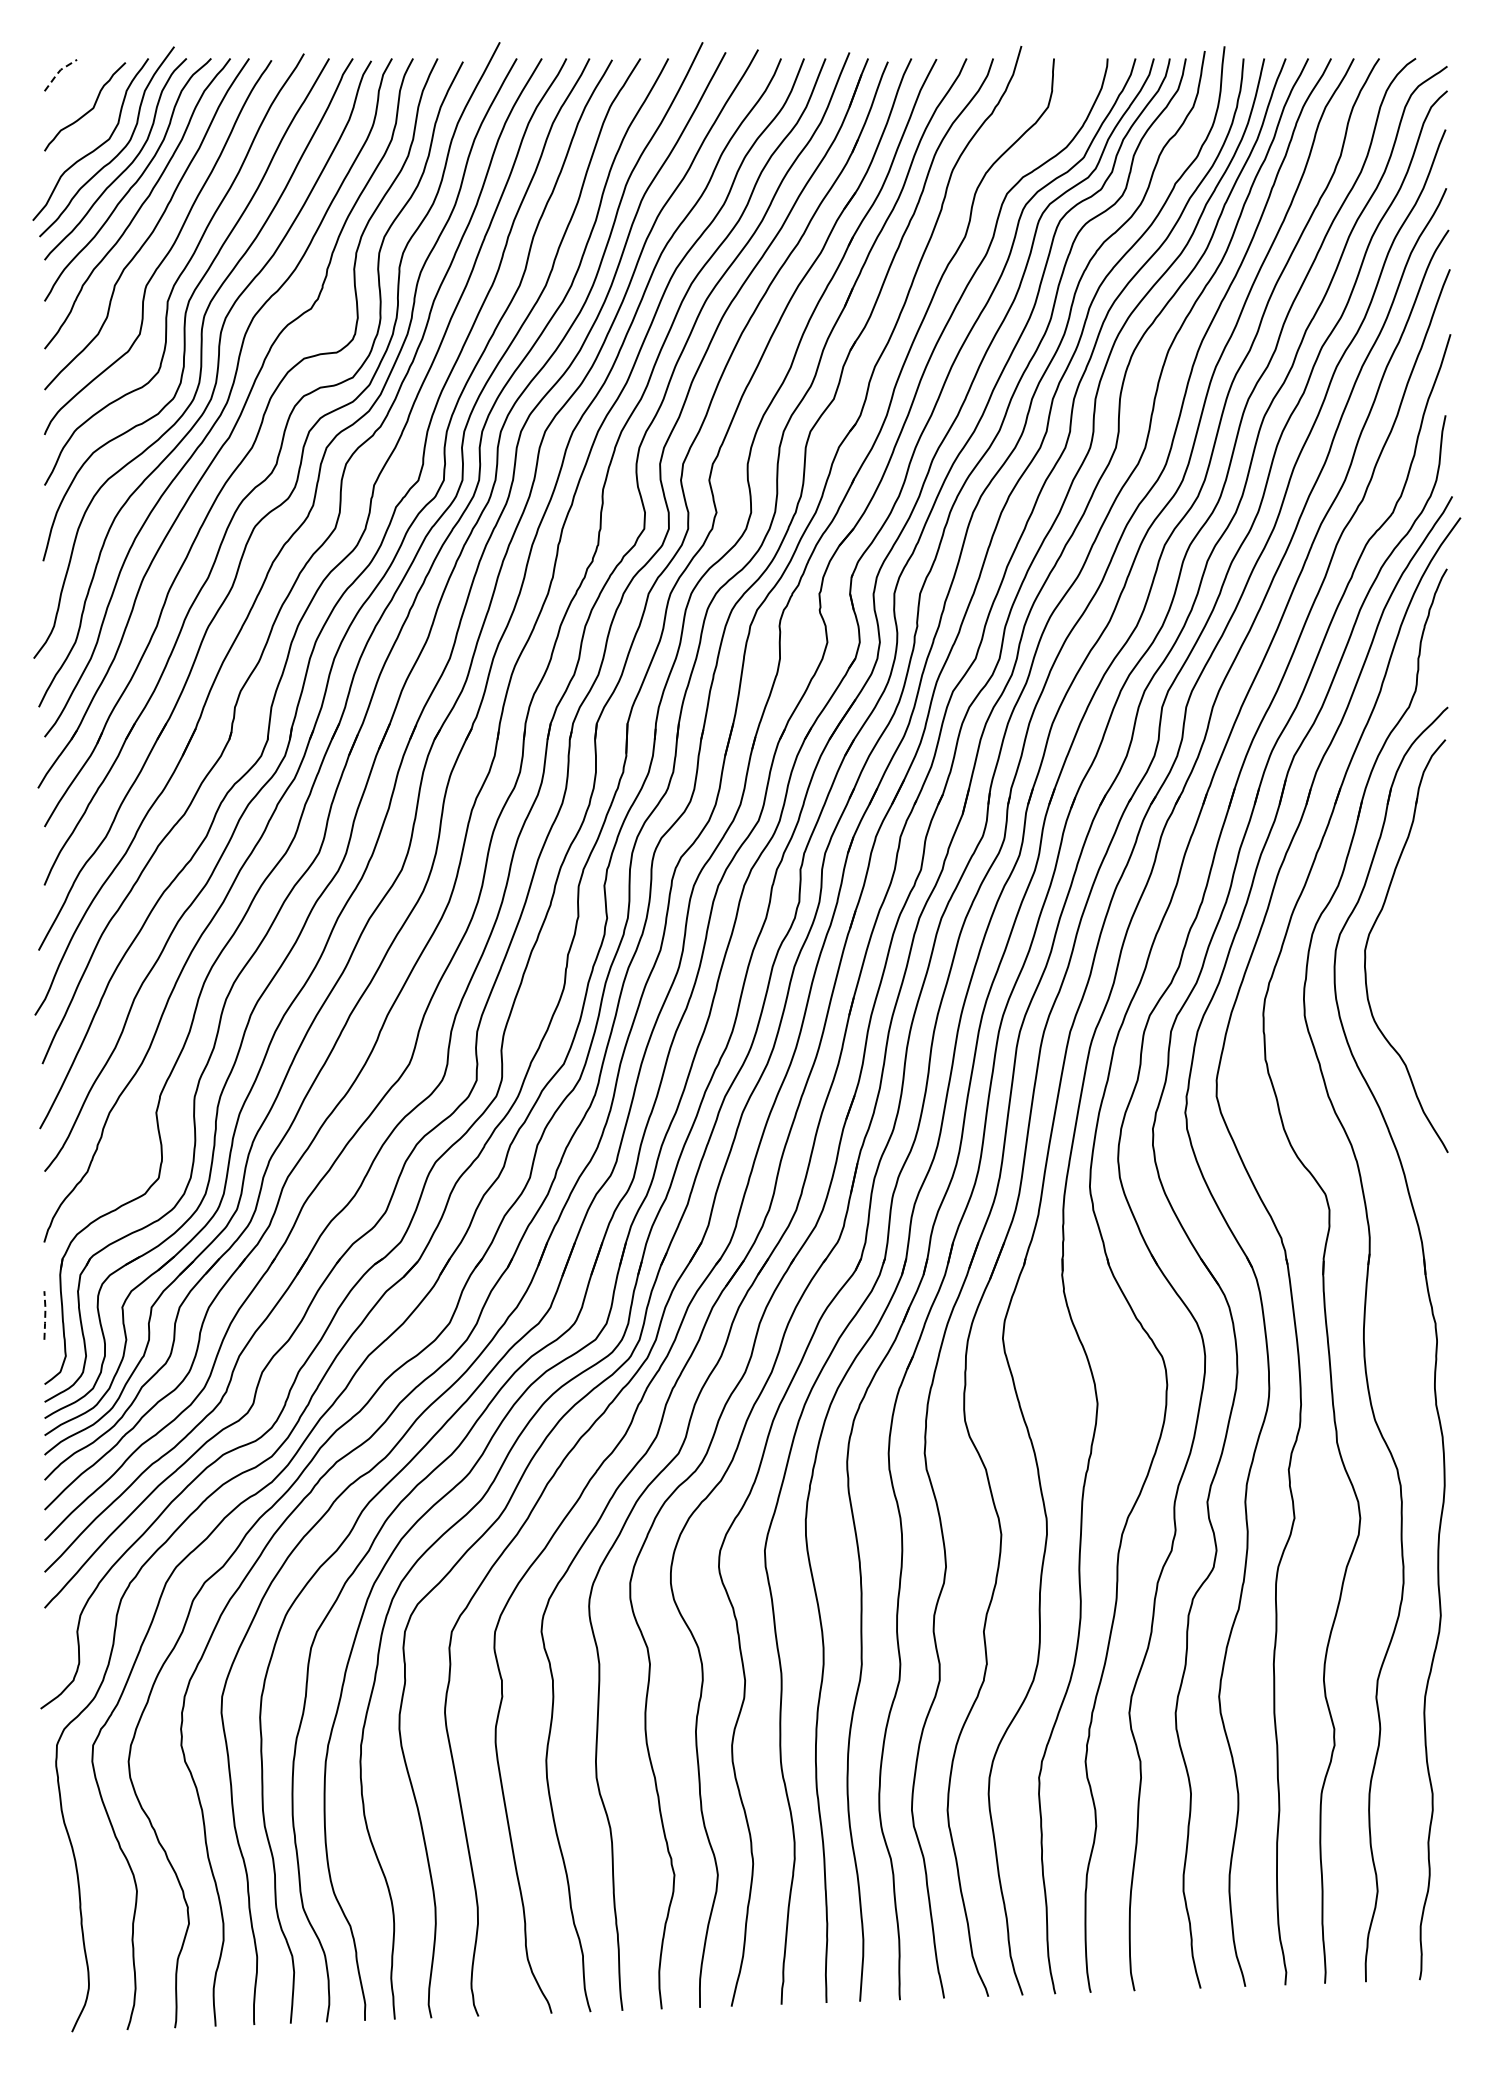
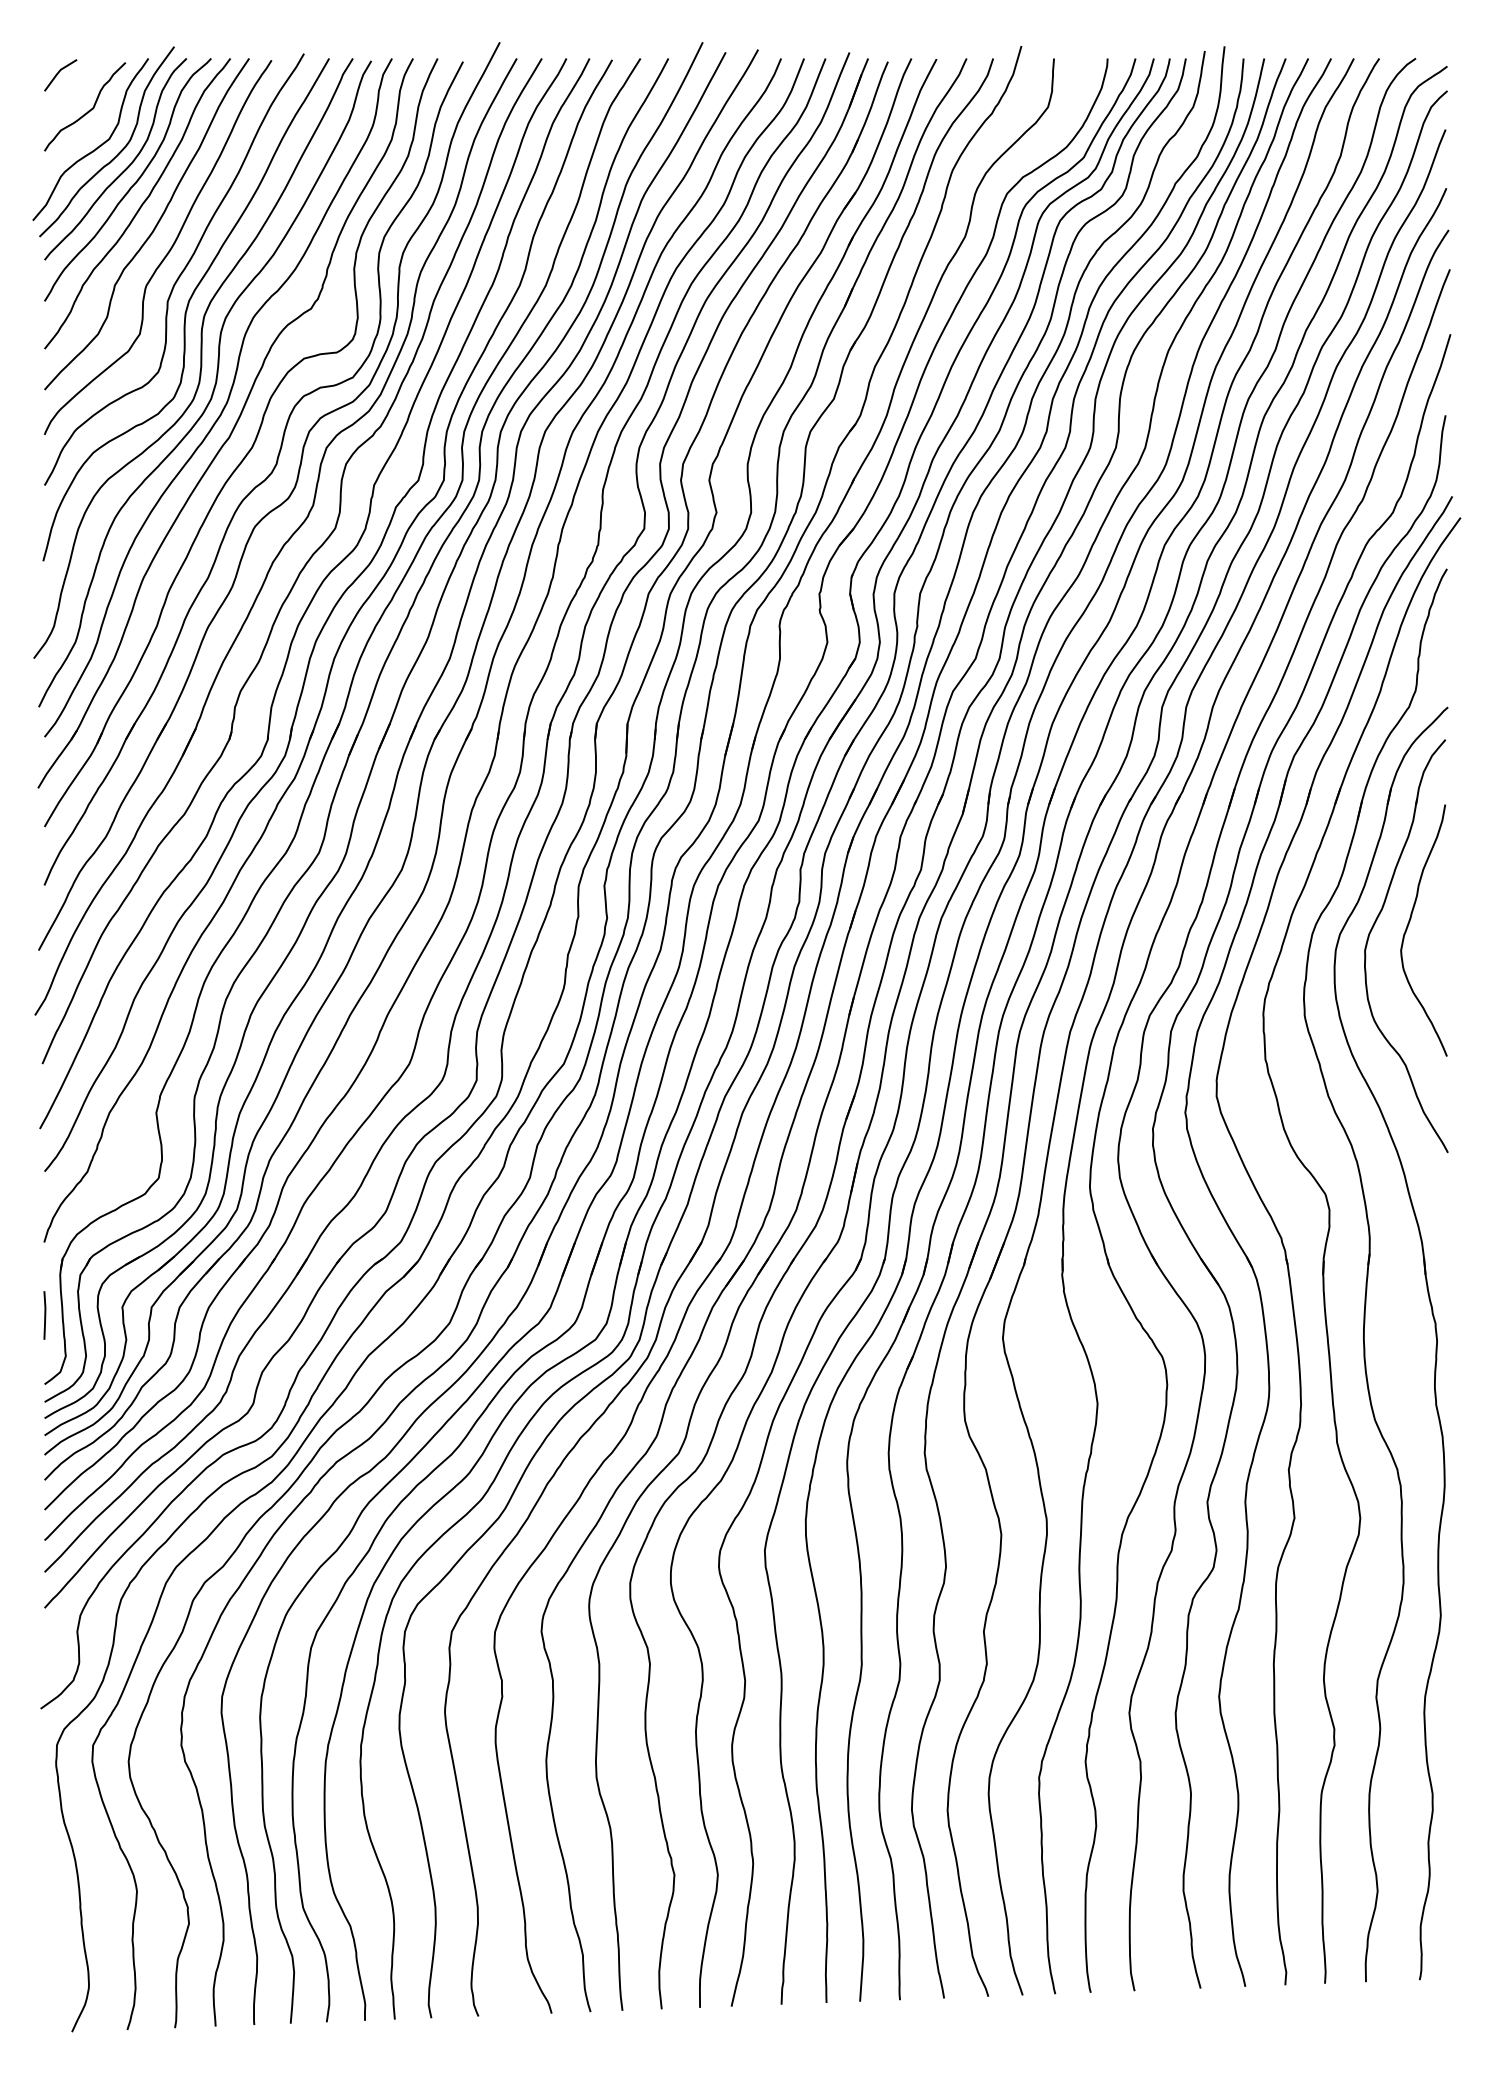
line: dashed -> solid (58, 72)
curve: none -> present (1409, 924)
line: dashed -> solid (45, 1314)
